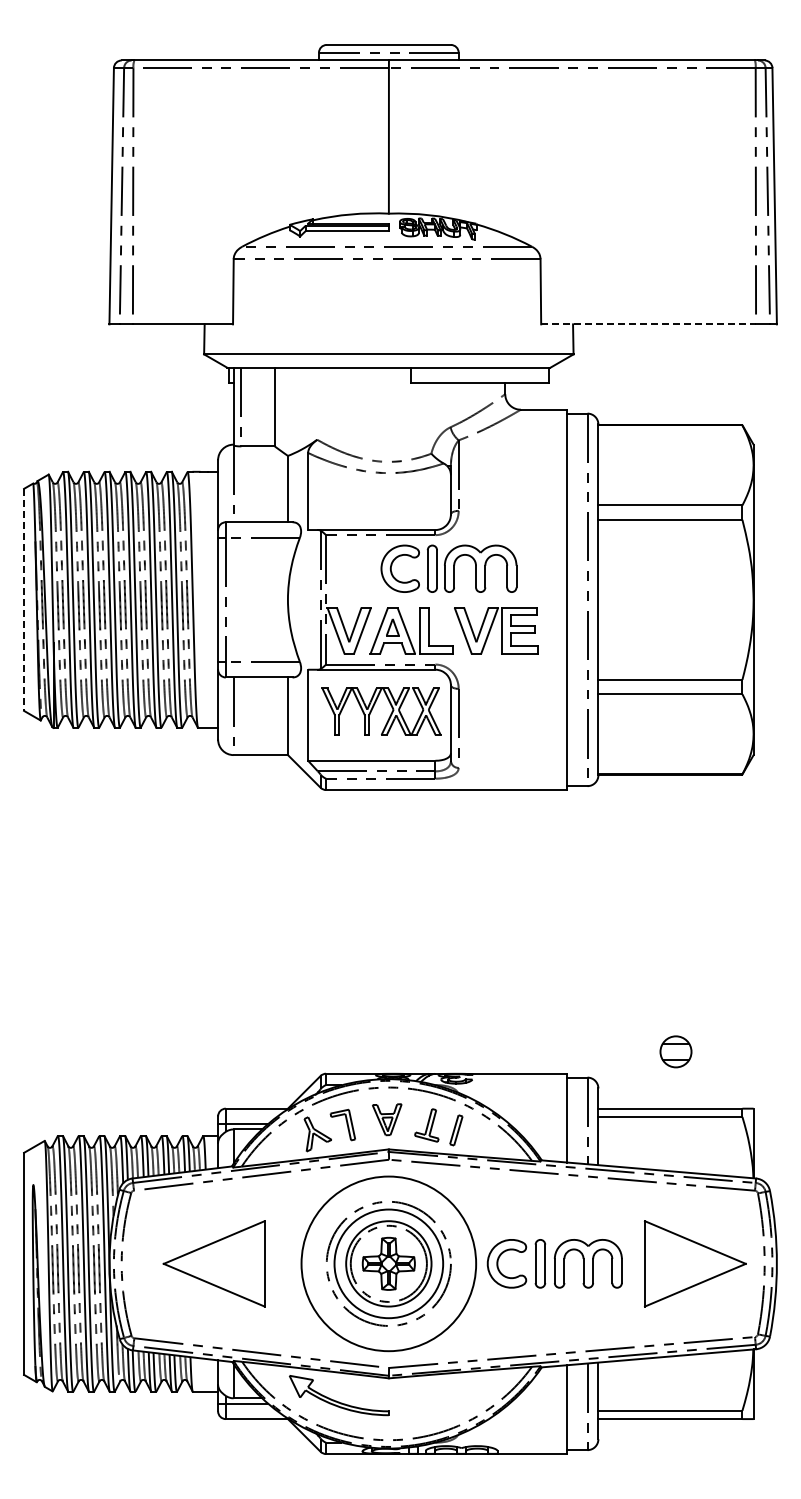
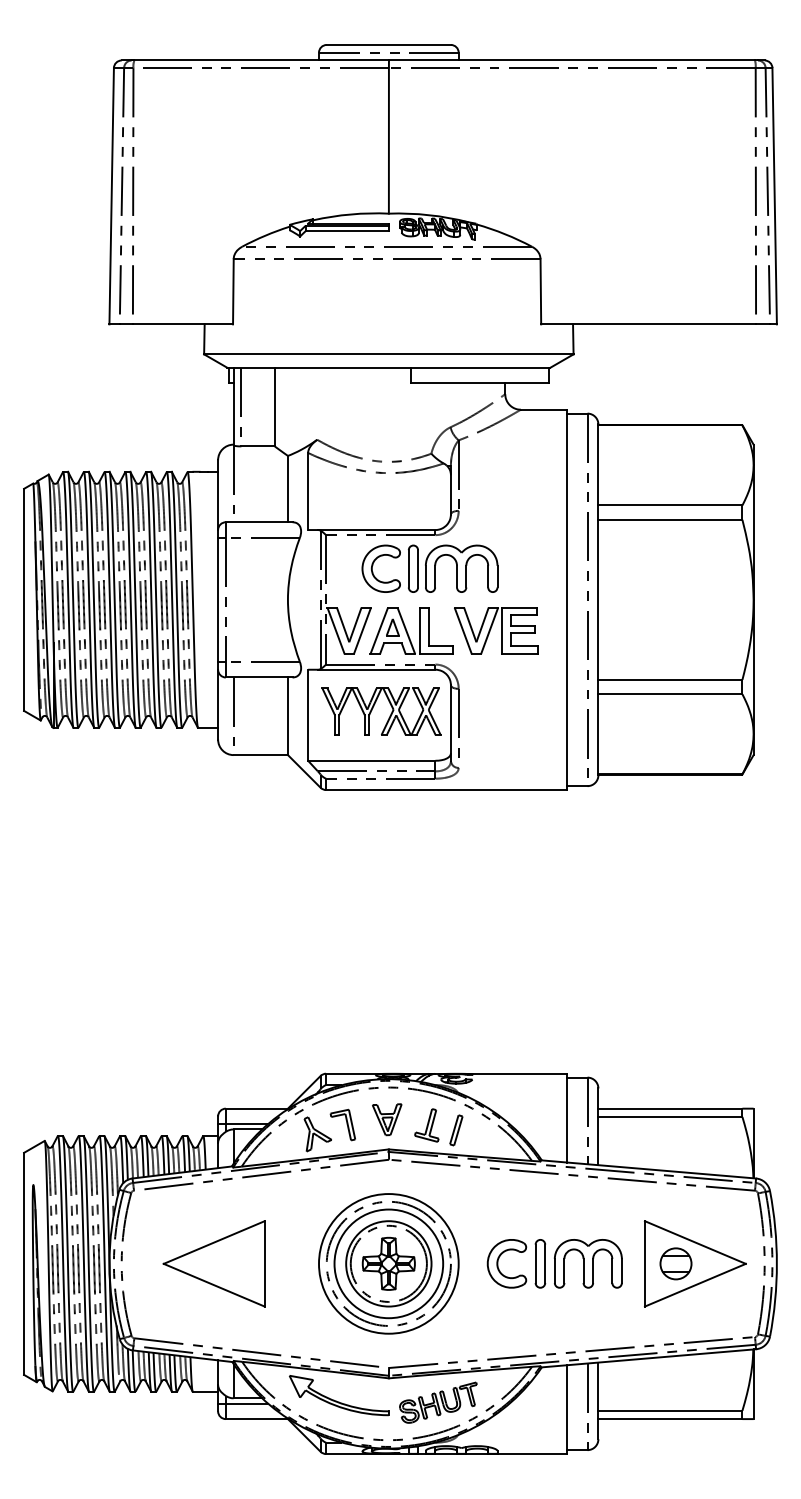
line: dashed -> solid (649, 324)
part position: (448, 568) -> (429, 568) (429, 568)
line: dashed -> solid (24, 600)
part position: (675, 1051) -> (675, 1263) (675, 1263)
circle diameter: 175 px -> 140 px (388, 1263)
part: none -> present (438, 1402)
